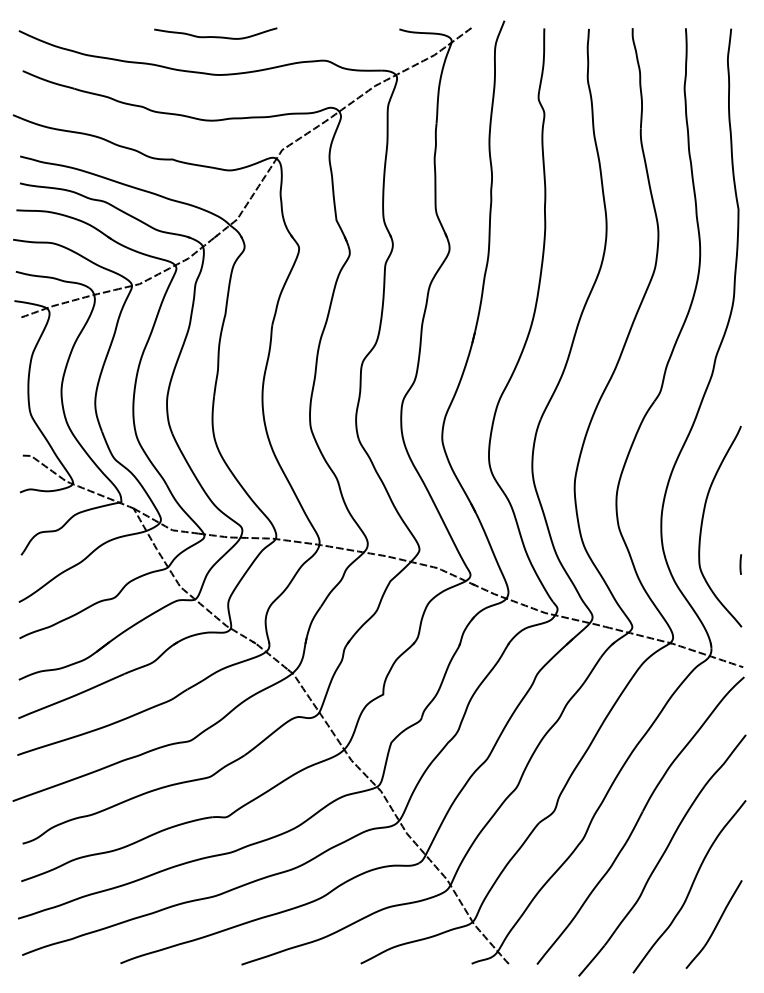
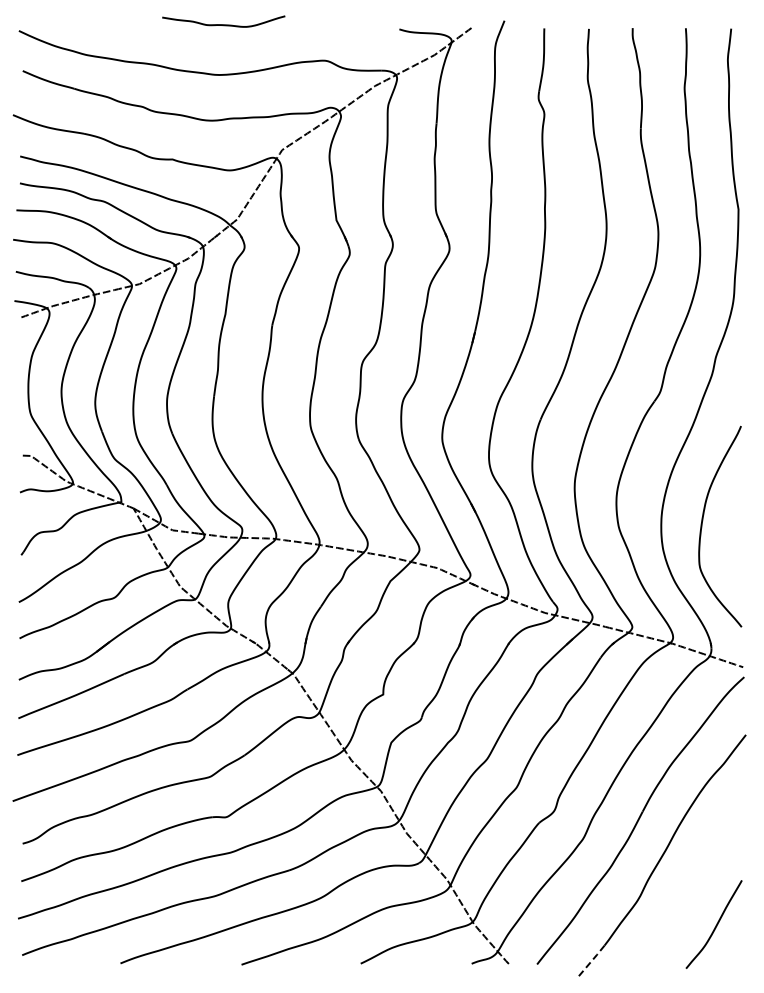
curve position: (215, 36) -> (223, 24) (223, 24)
line: present -> none (740, 564)
curve: present -> none (690, 886)
line: solid -> dashed (592, 960)
